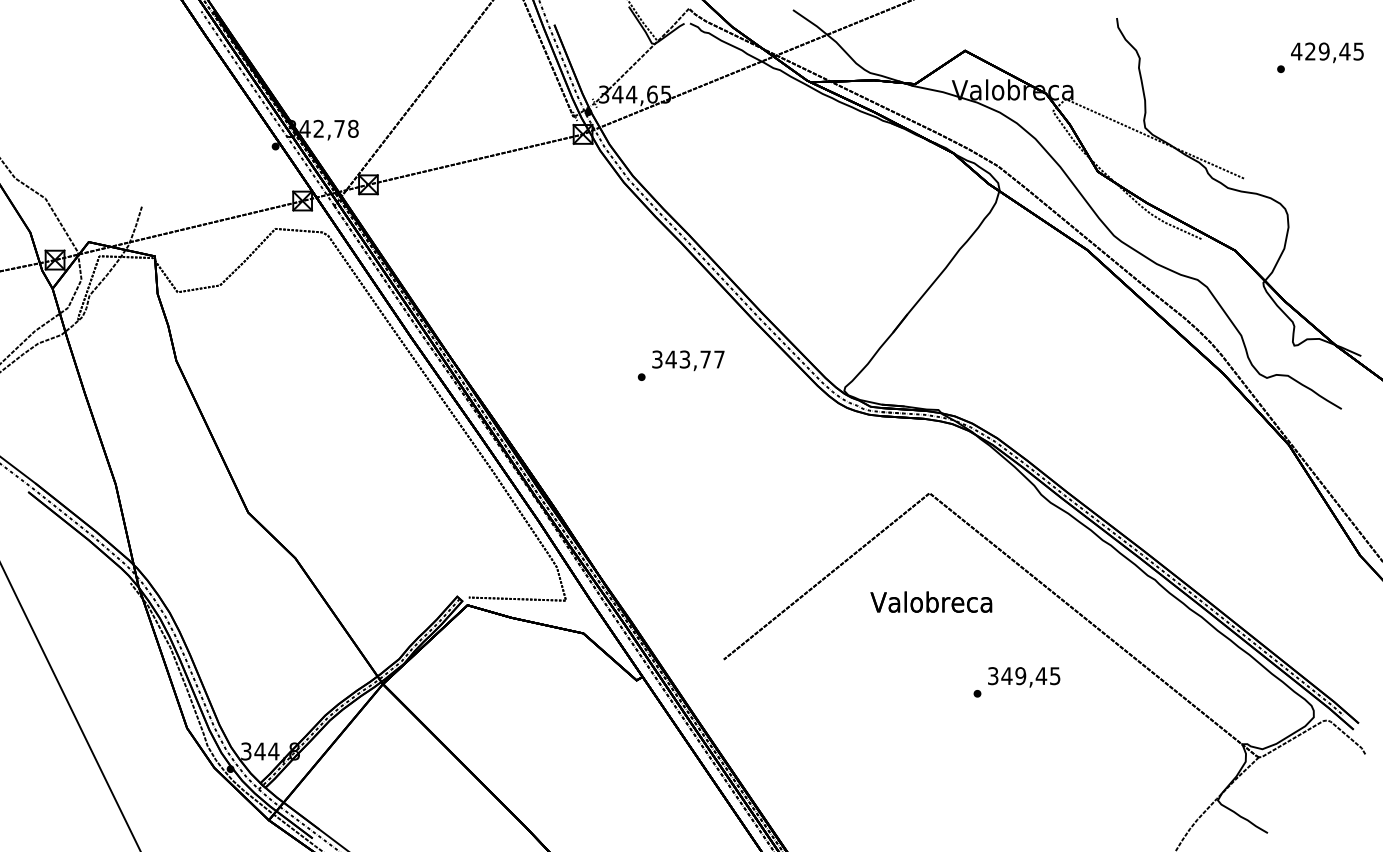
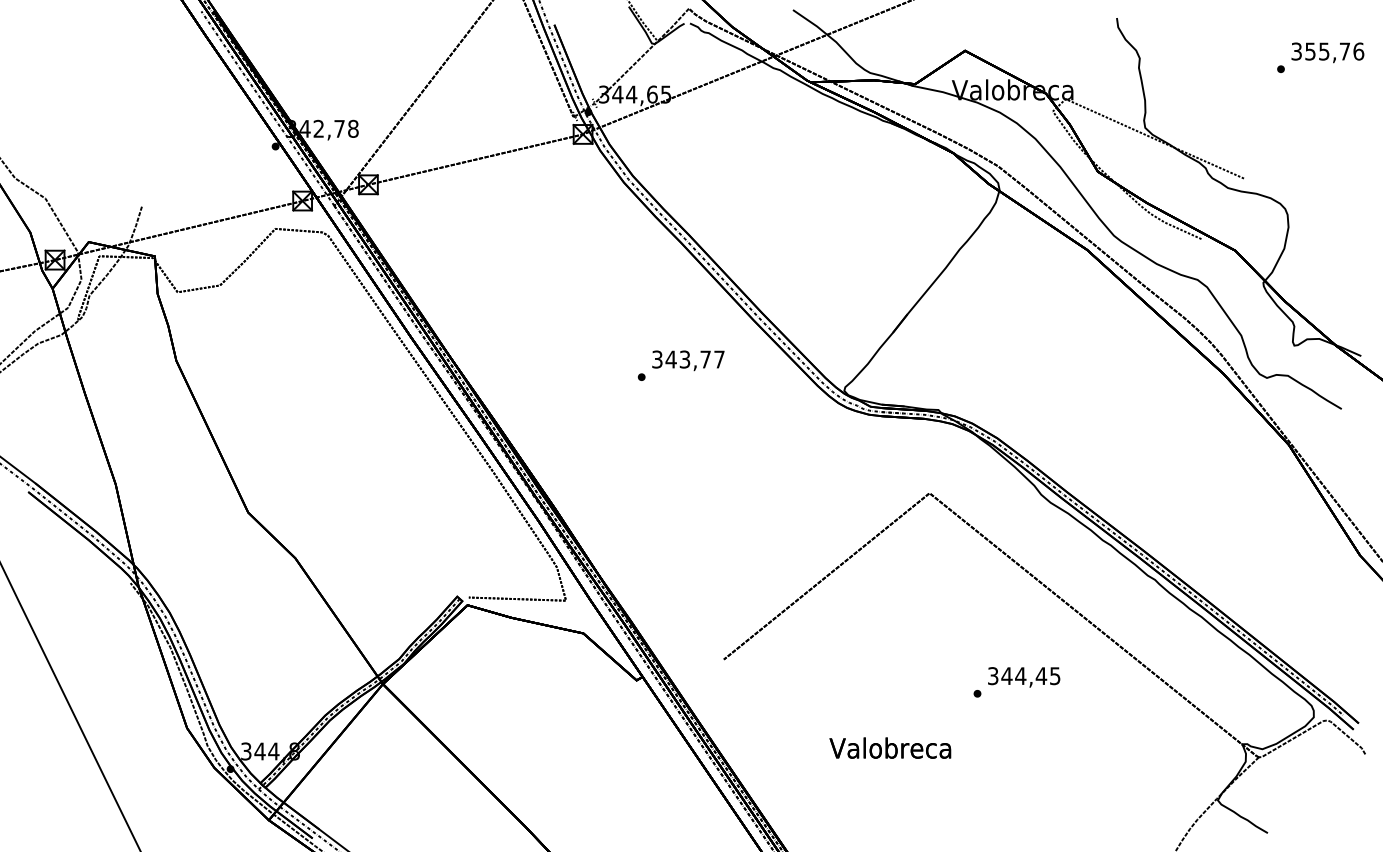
text: 429,45 -> 355,76 (1327, 51)
text position: (931, 601) -> (890, 747) (890, 747)
text: 349,45 -> 344,45 (1020, 676)
